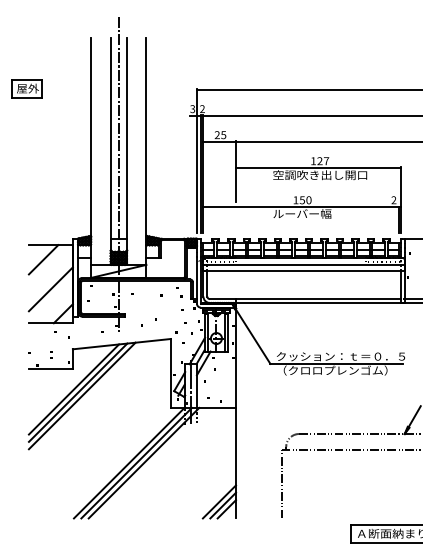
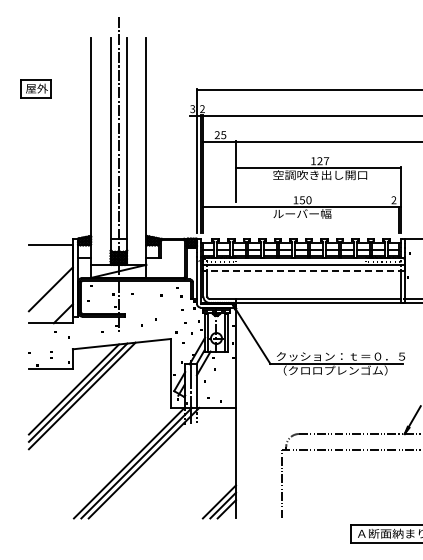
part position: (26, 88) -> (35, 88) (35, 88)
line: present -> none (43, 259)
line: solid -> dashed (304, 271)
